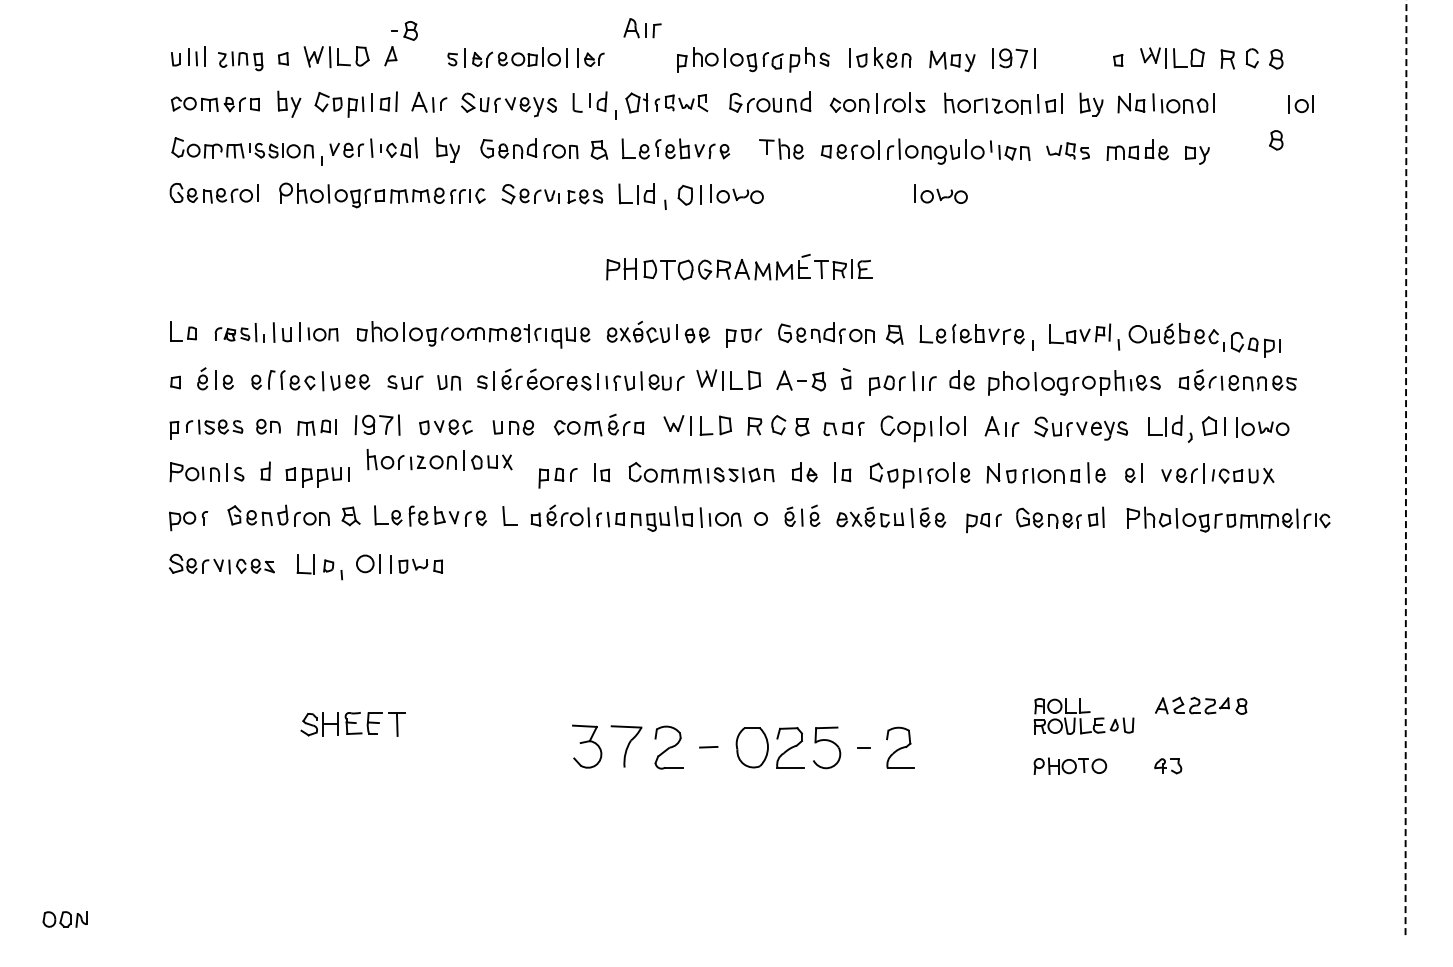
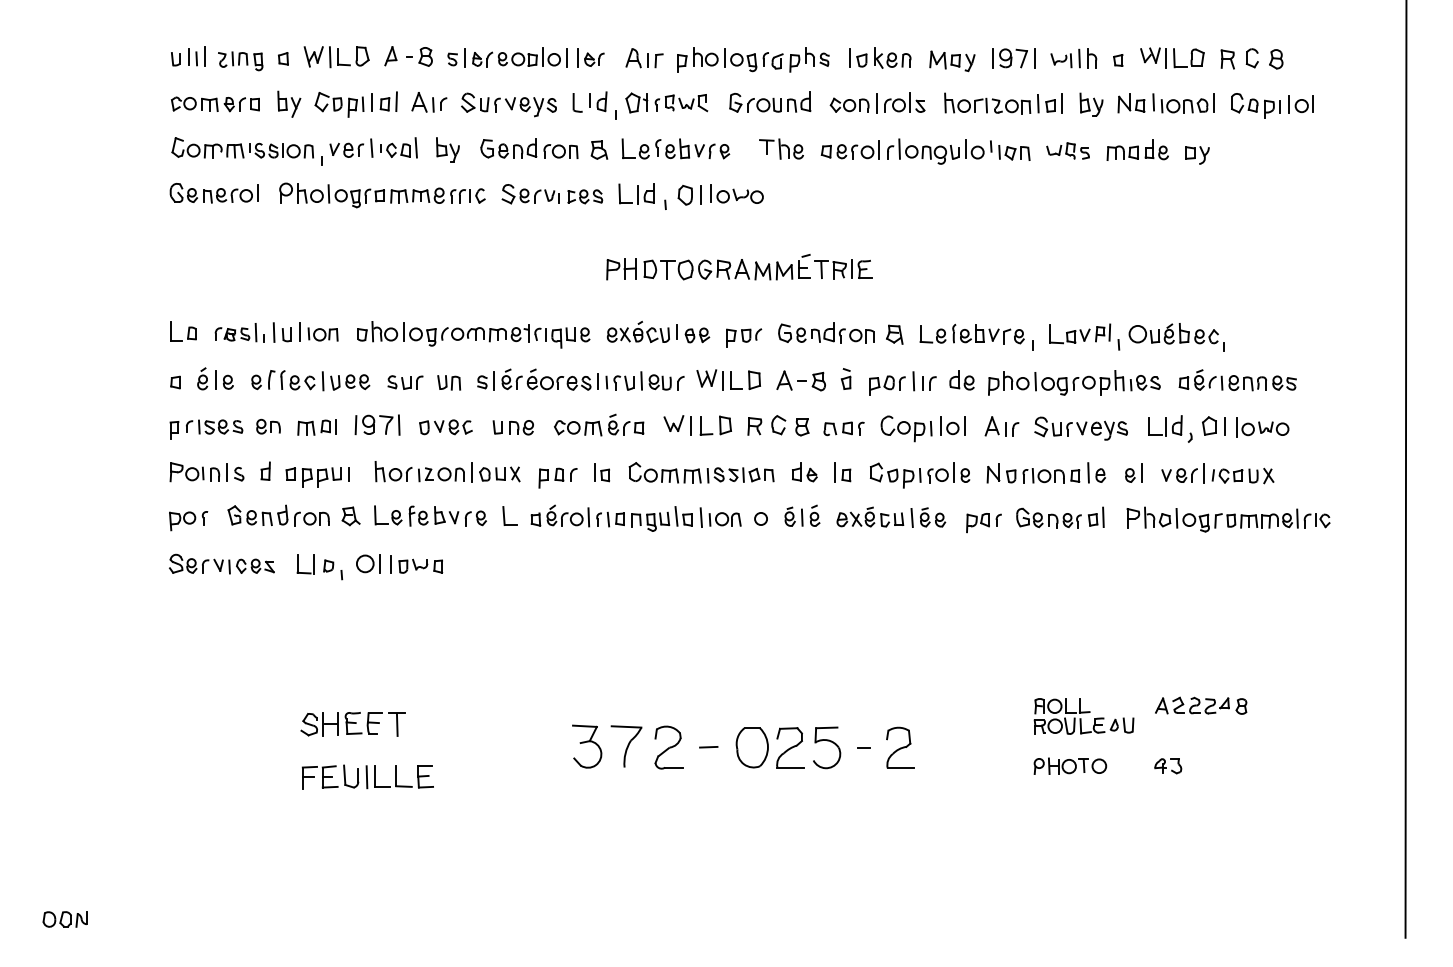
part position: (642, 28) -> (644, 58) (644, 58)
part position: (404, 30) -> (419, 56) (419, 56)
part: none -> present (1073, 58)
part: present -> none (1276, 140)
part: present -> none (940, 193)
part position: (1255, 344) -> (1255, 105) (1255, 105)
part position: (439, 459) -> (447, 471) (447, 471)
line: dashed -> solid (1405, 469)
part: none -> present (367, 776)
